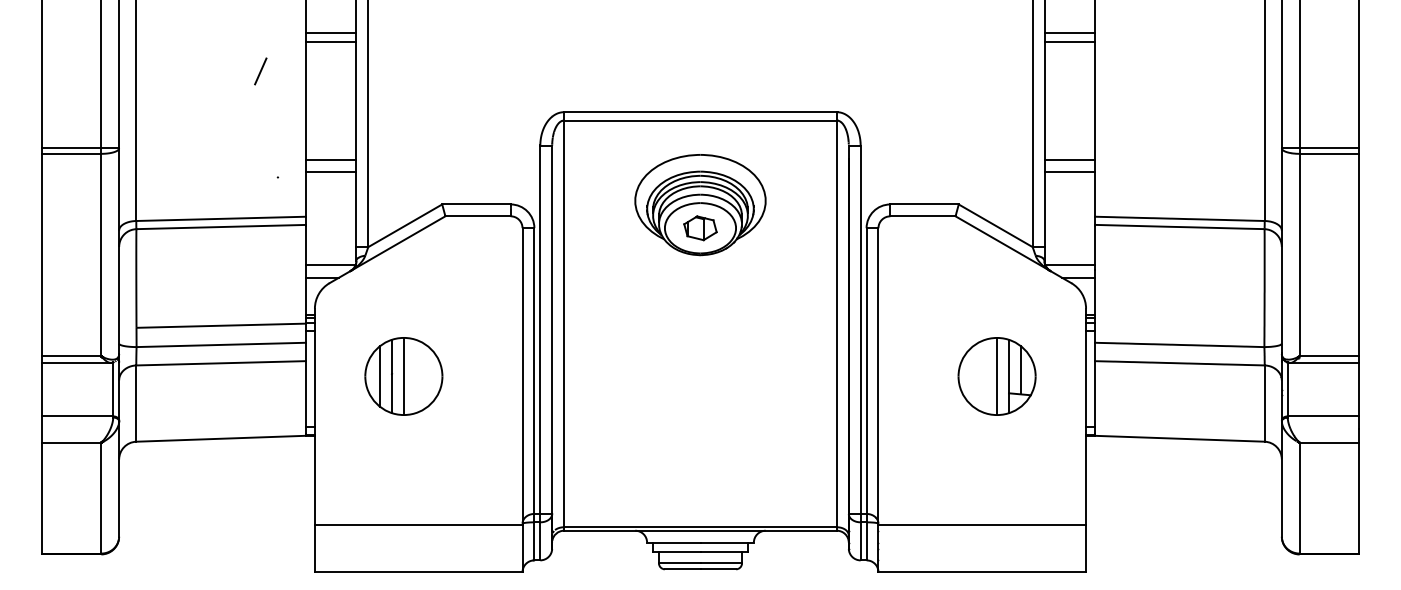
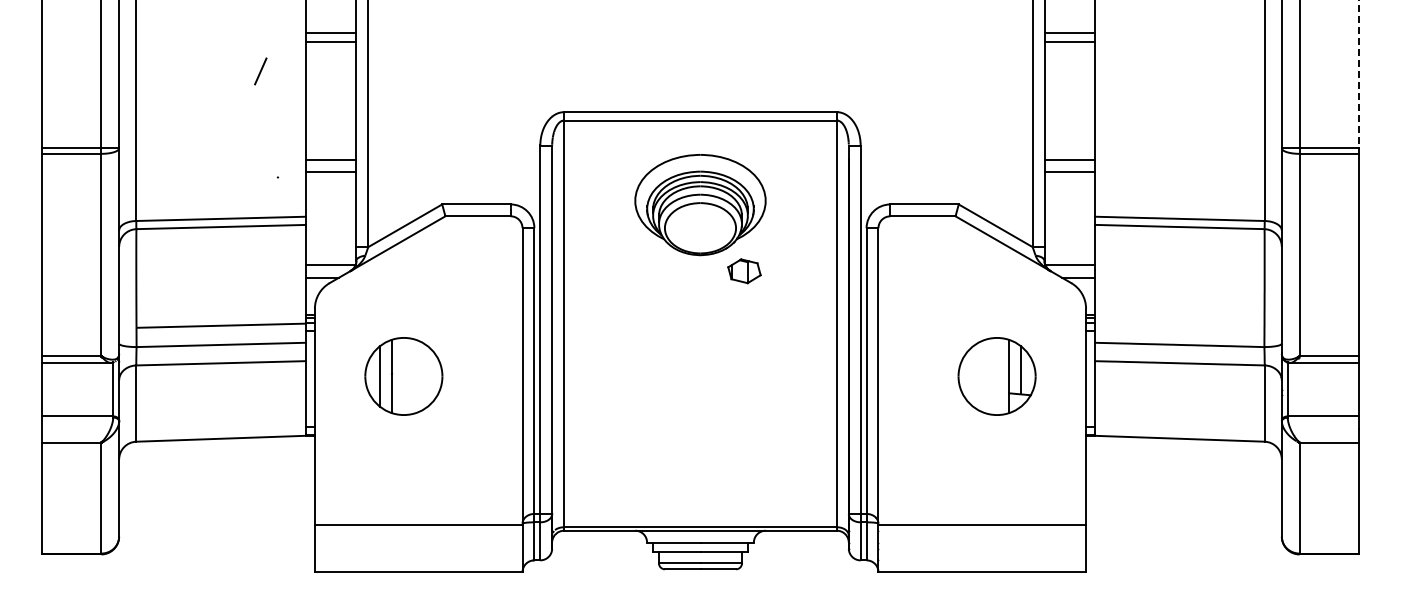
line: solid -> dashed (1358, 74)
part position: (700, 228) -> (744, 271) (744, 271)
line: present -> none (403, 376)
line: present -> none (997, 376)
